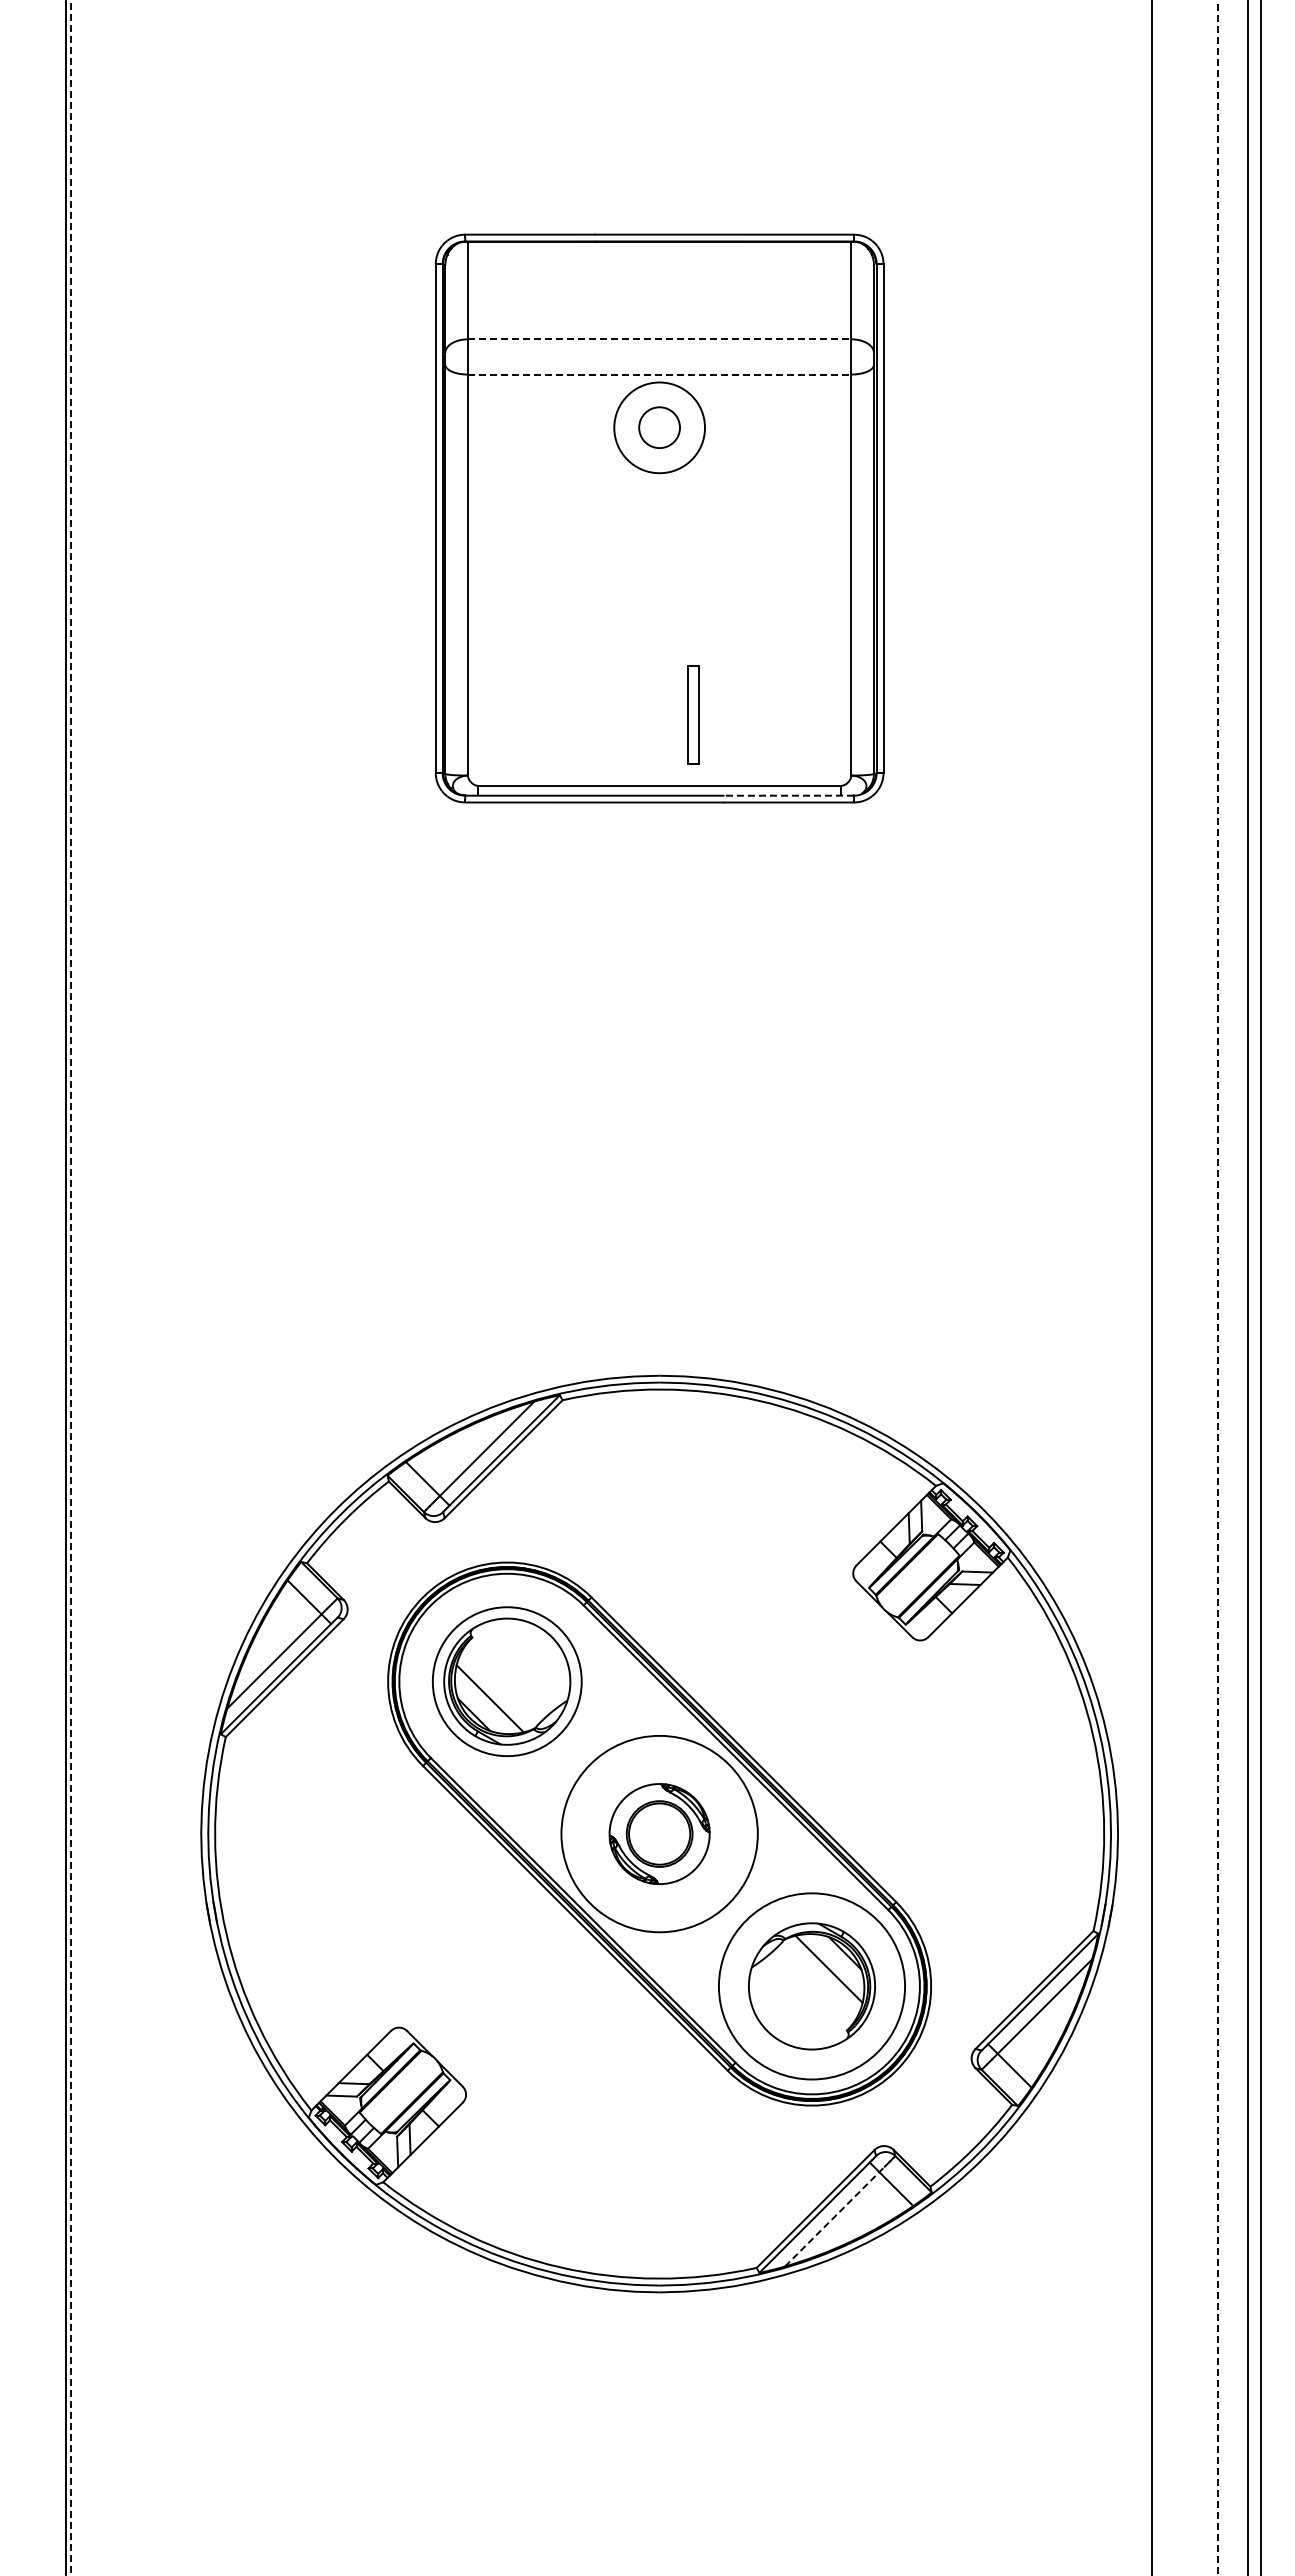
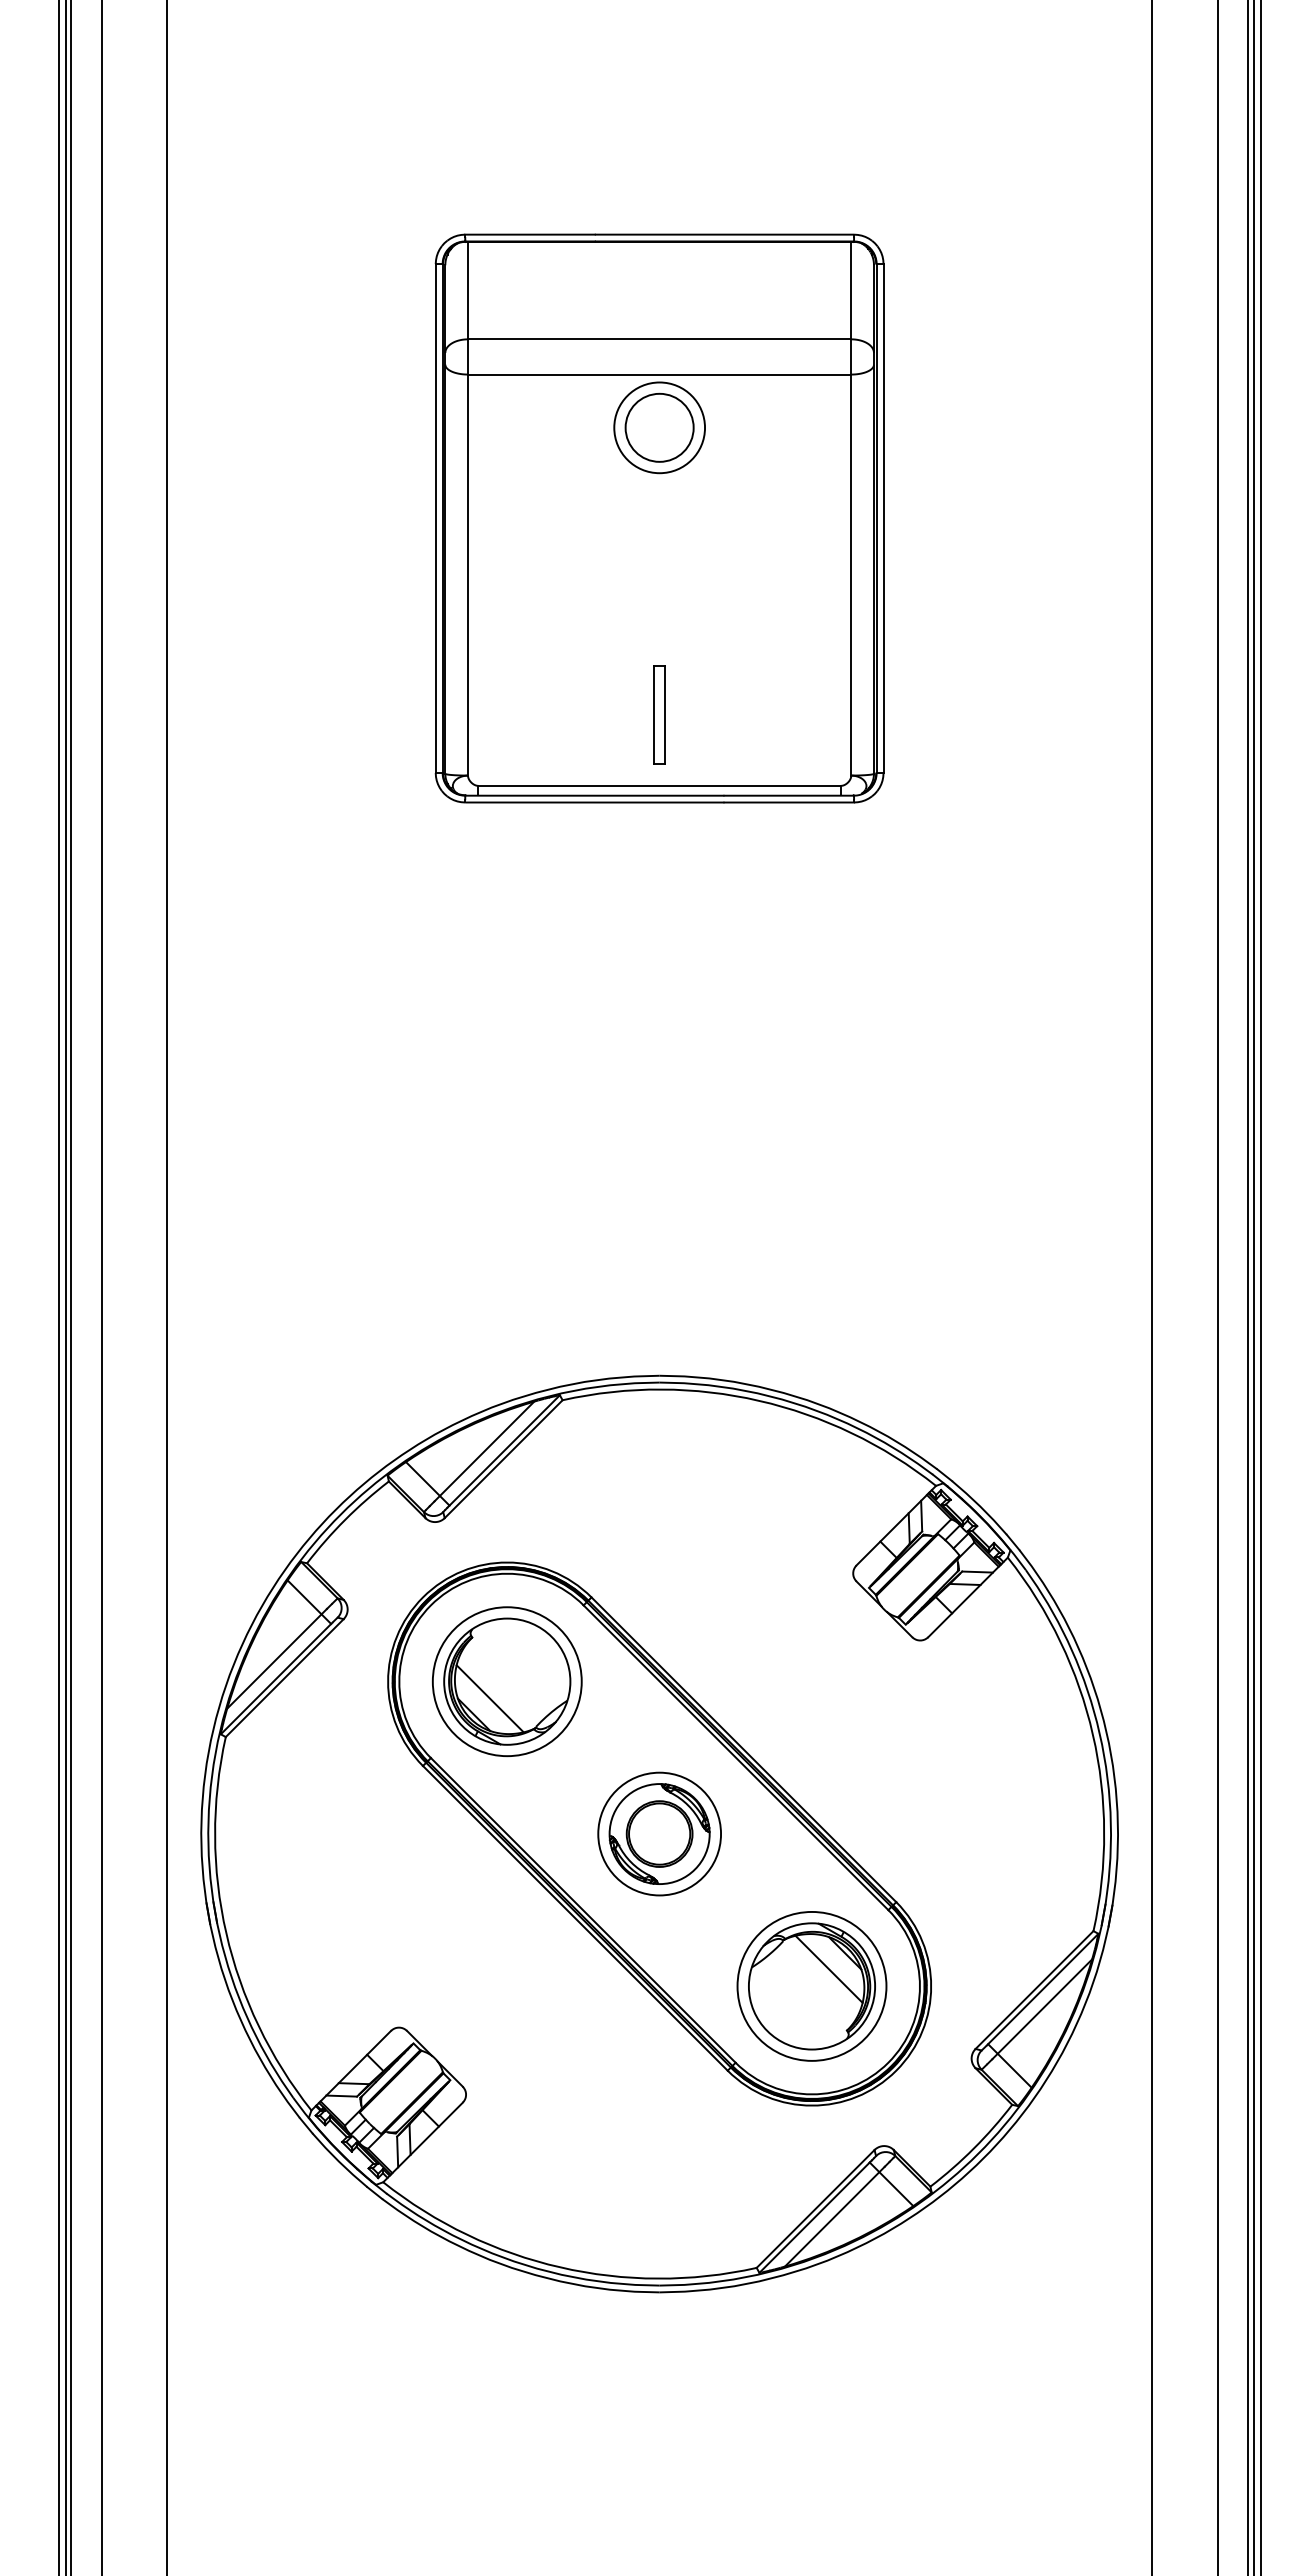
line: dashed -> solid (659, 339)
line: dashed -> solid (659, 374)
circle size: 43x43 px -> 71x71 px (659, 427)
part position: (693, 714) -> (659, 714) (659, 714)
line: dashed -> solid (789, 795)
line: none -> present (58, 1287)
line: dashed -> solid (71, 1287)
line: none -> present (101, 1287)
line: none -> present (167, 1287)
line: dashed -> solid (1217, 1287)
line: none -> present (1253, 1287)
circle diameter: 196 px -> 123 px (659, 1833)
circle diameter: 186 px -> 149 px (811, 1985)
line: dashed -> solid (834, 2216)
